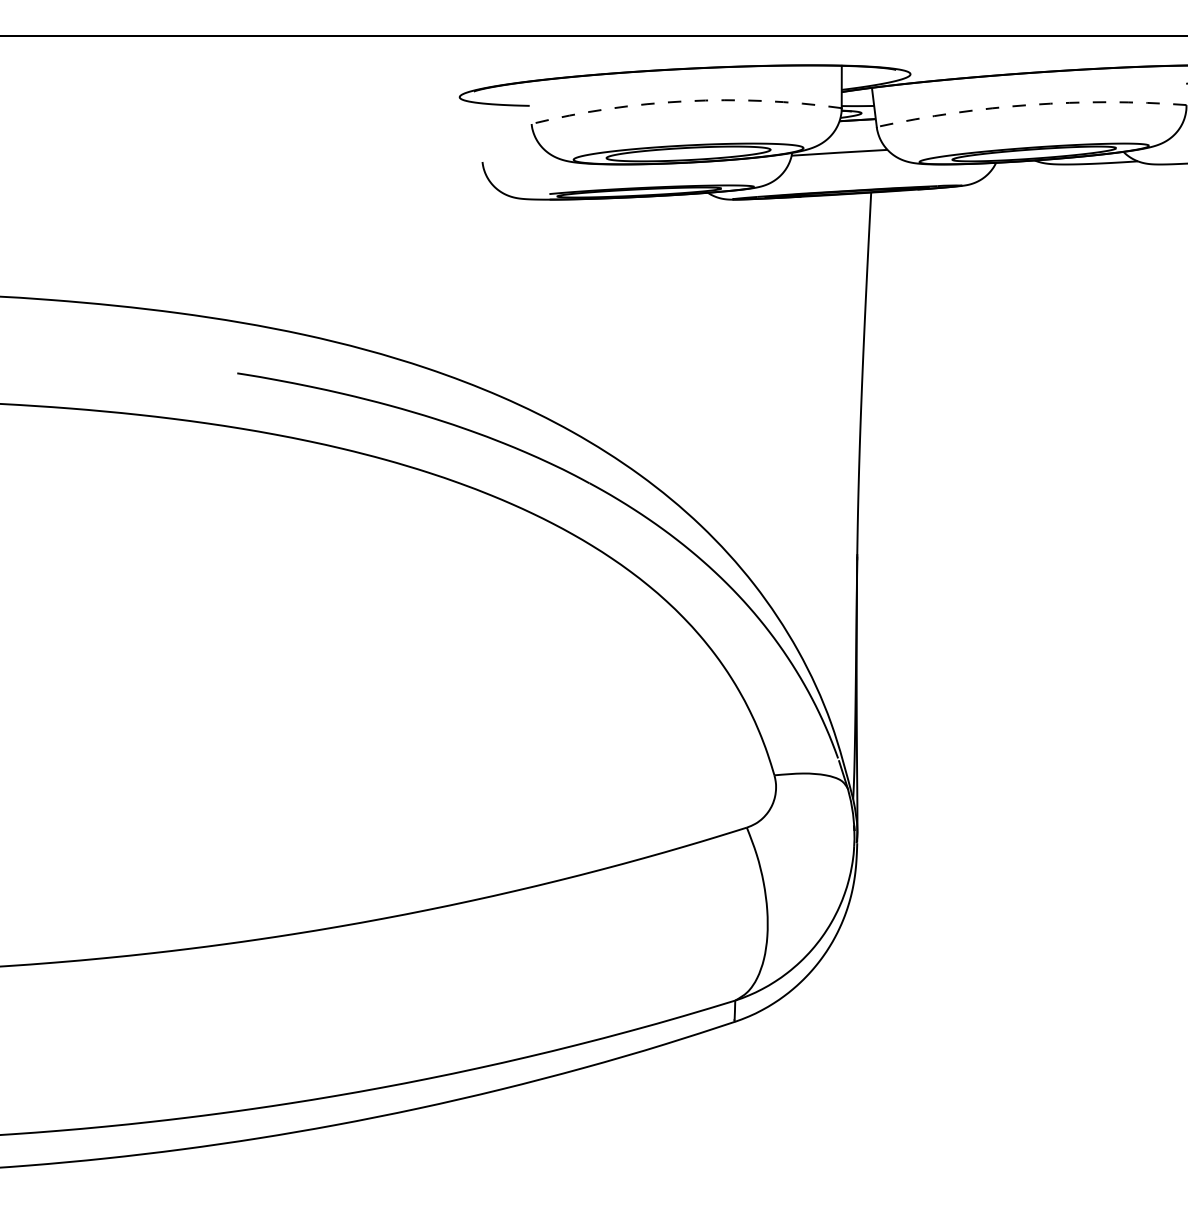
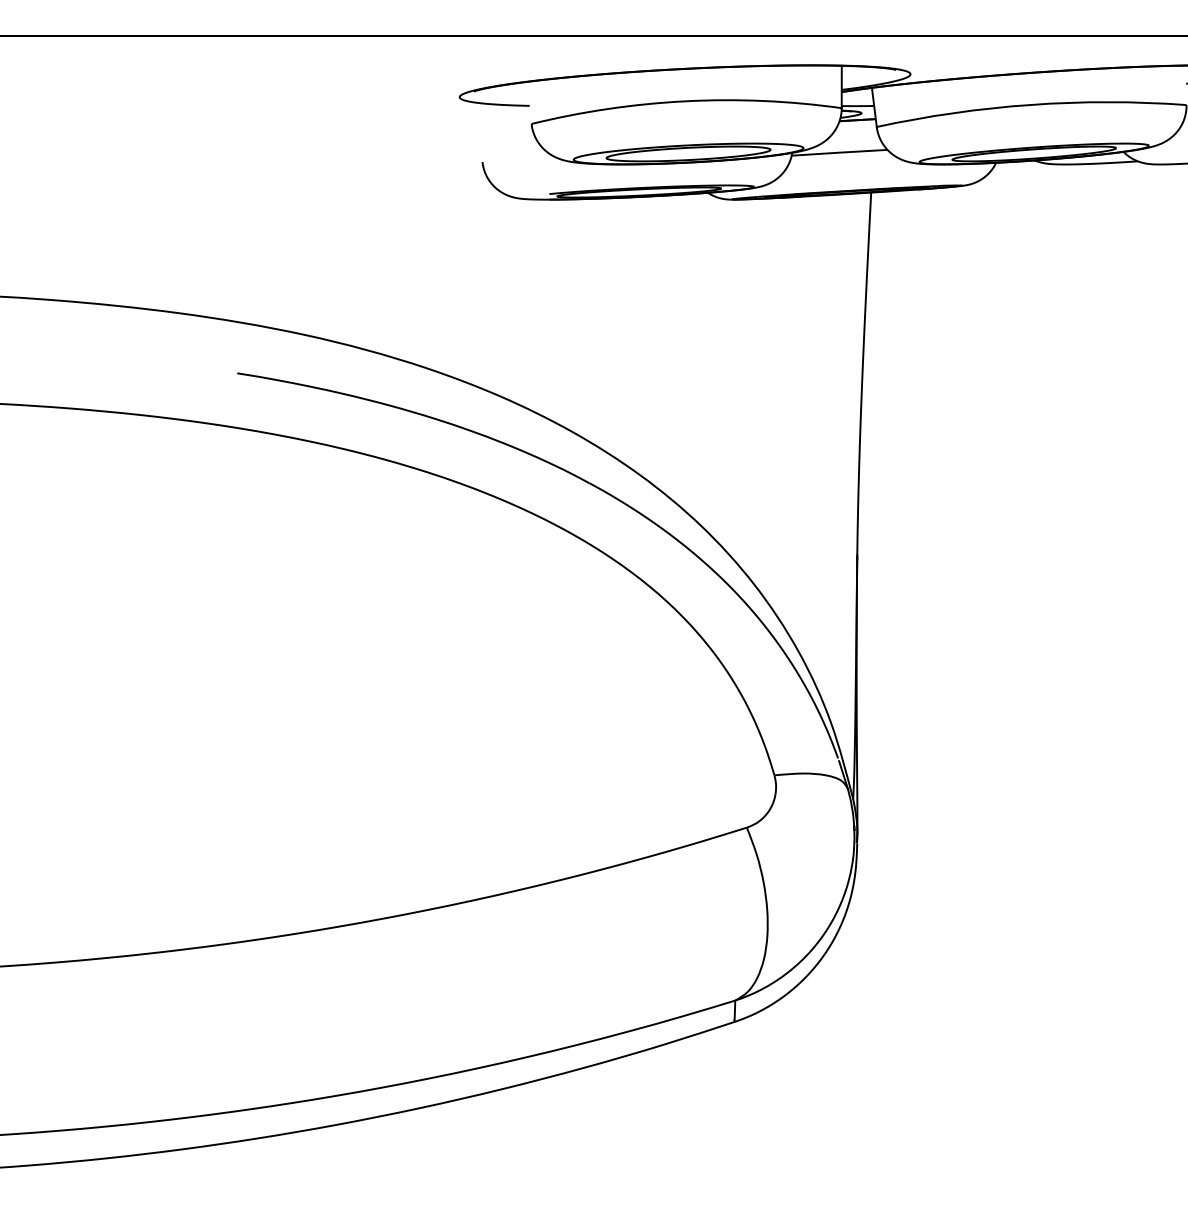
arc: dashed -> solid (685, 101)
arc: dashed -> solid (1030, 104)
